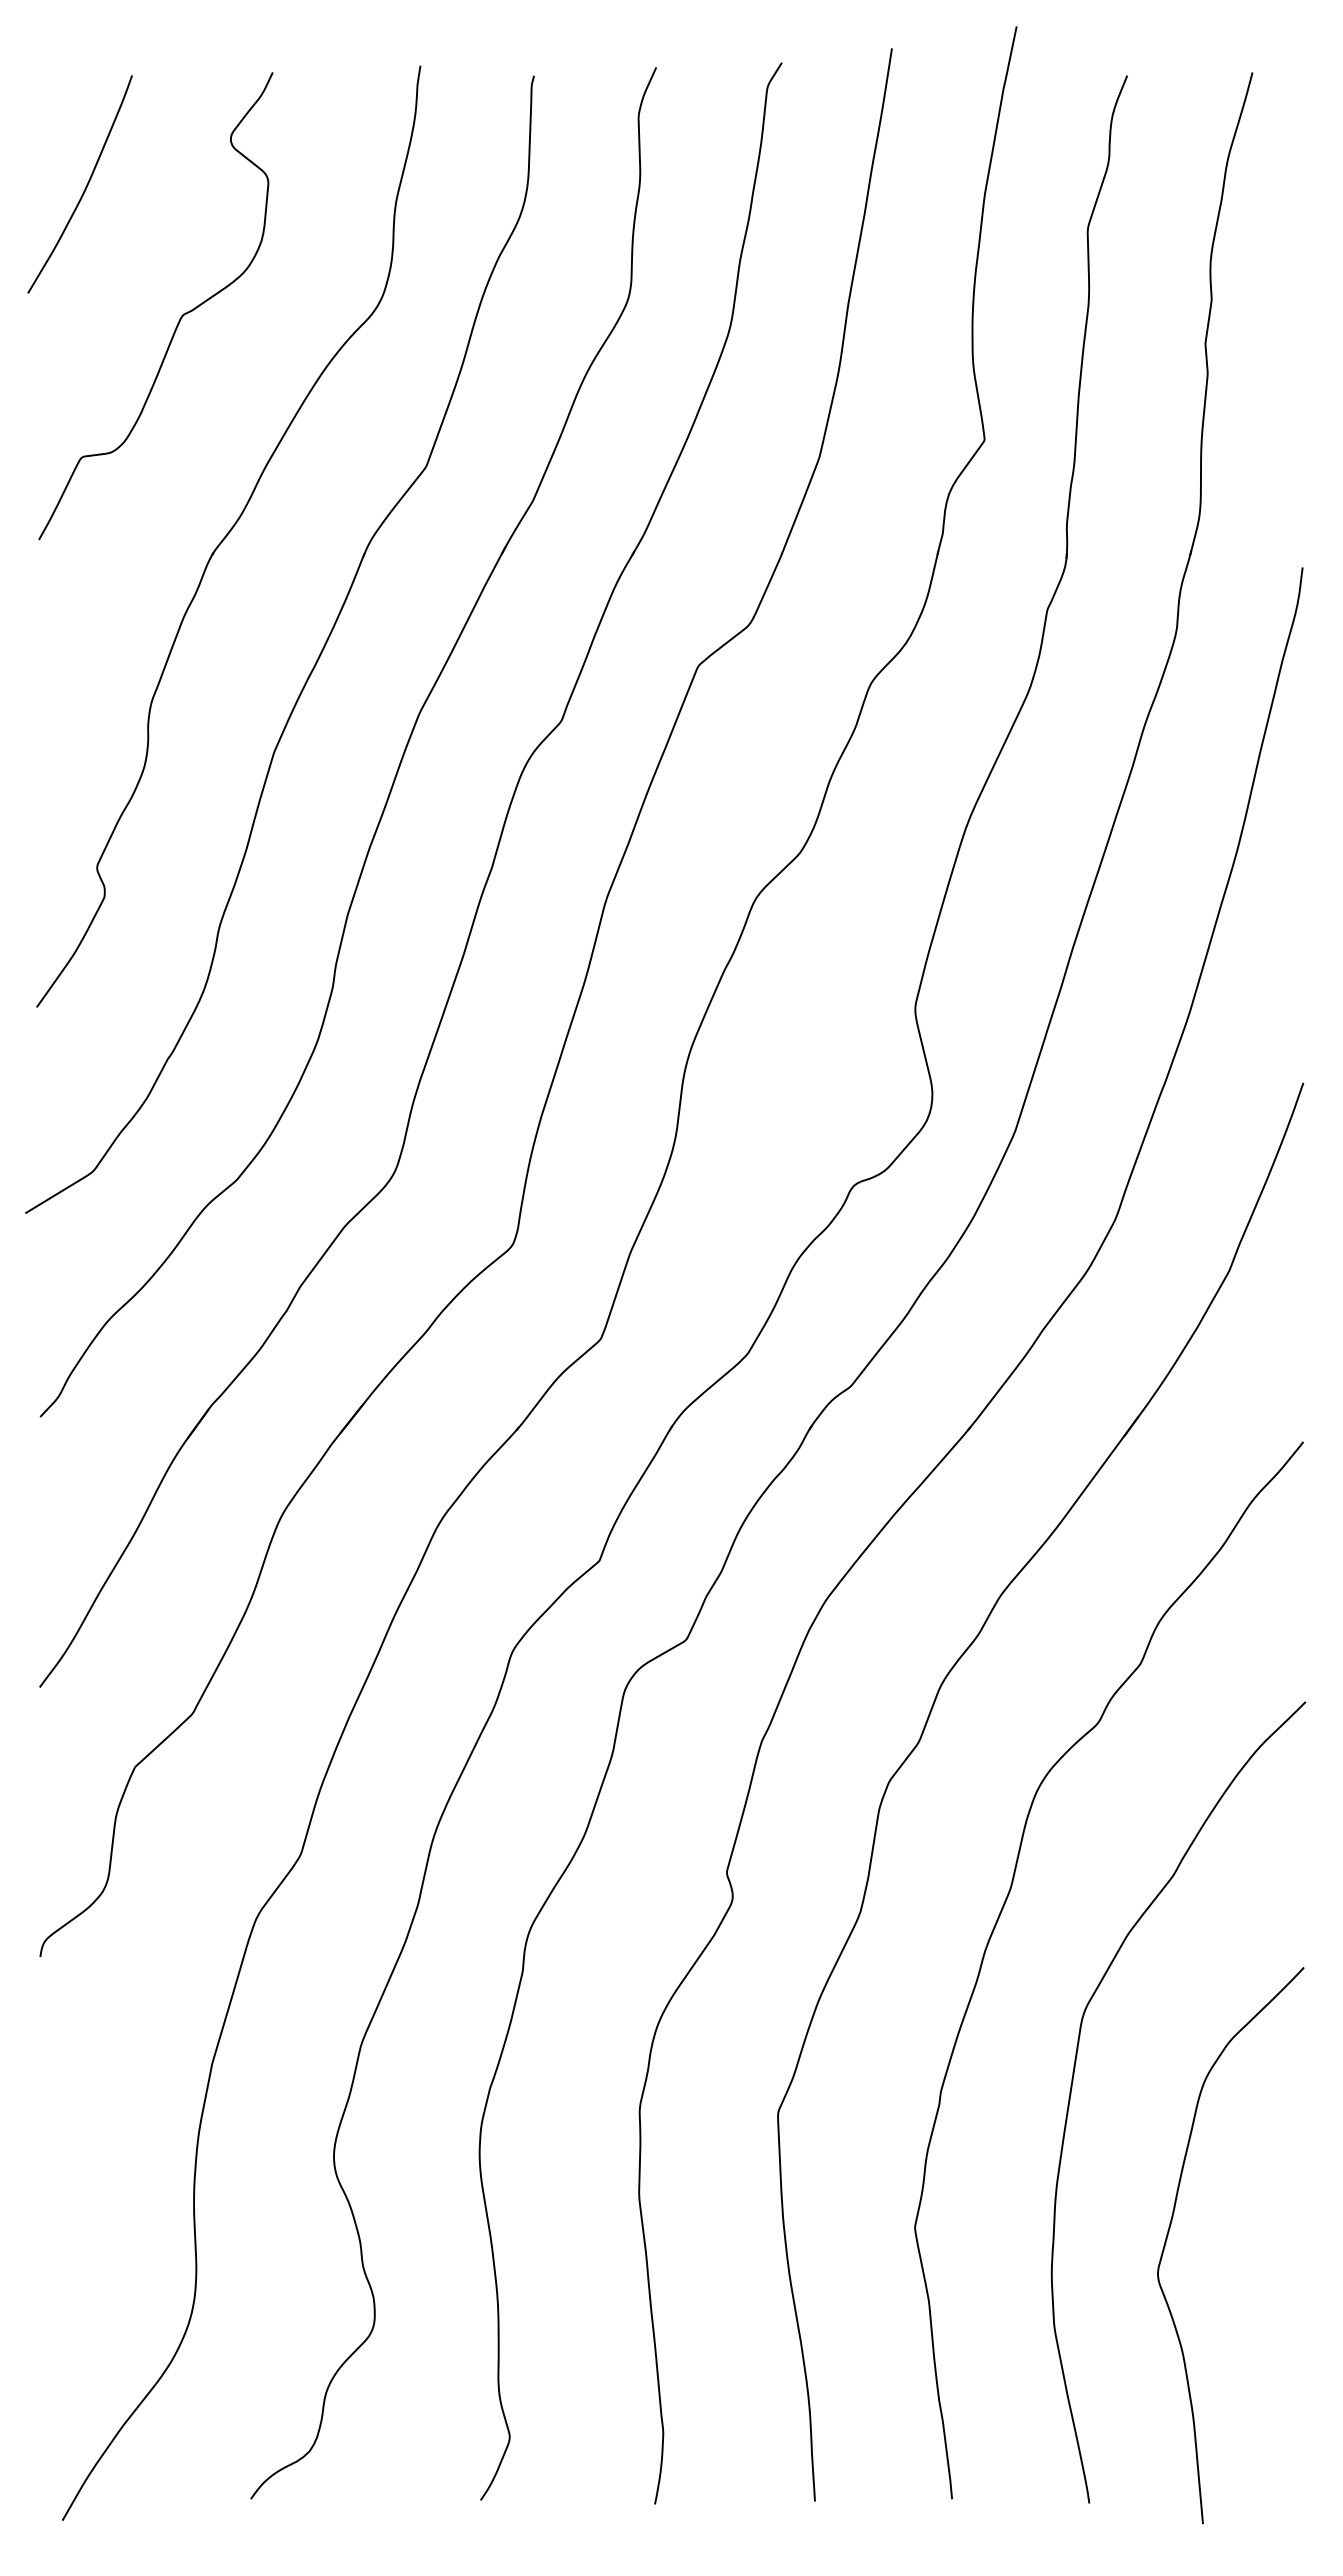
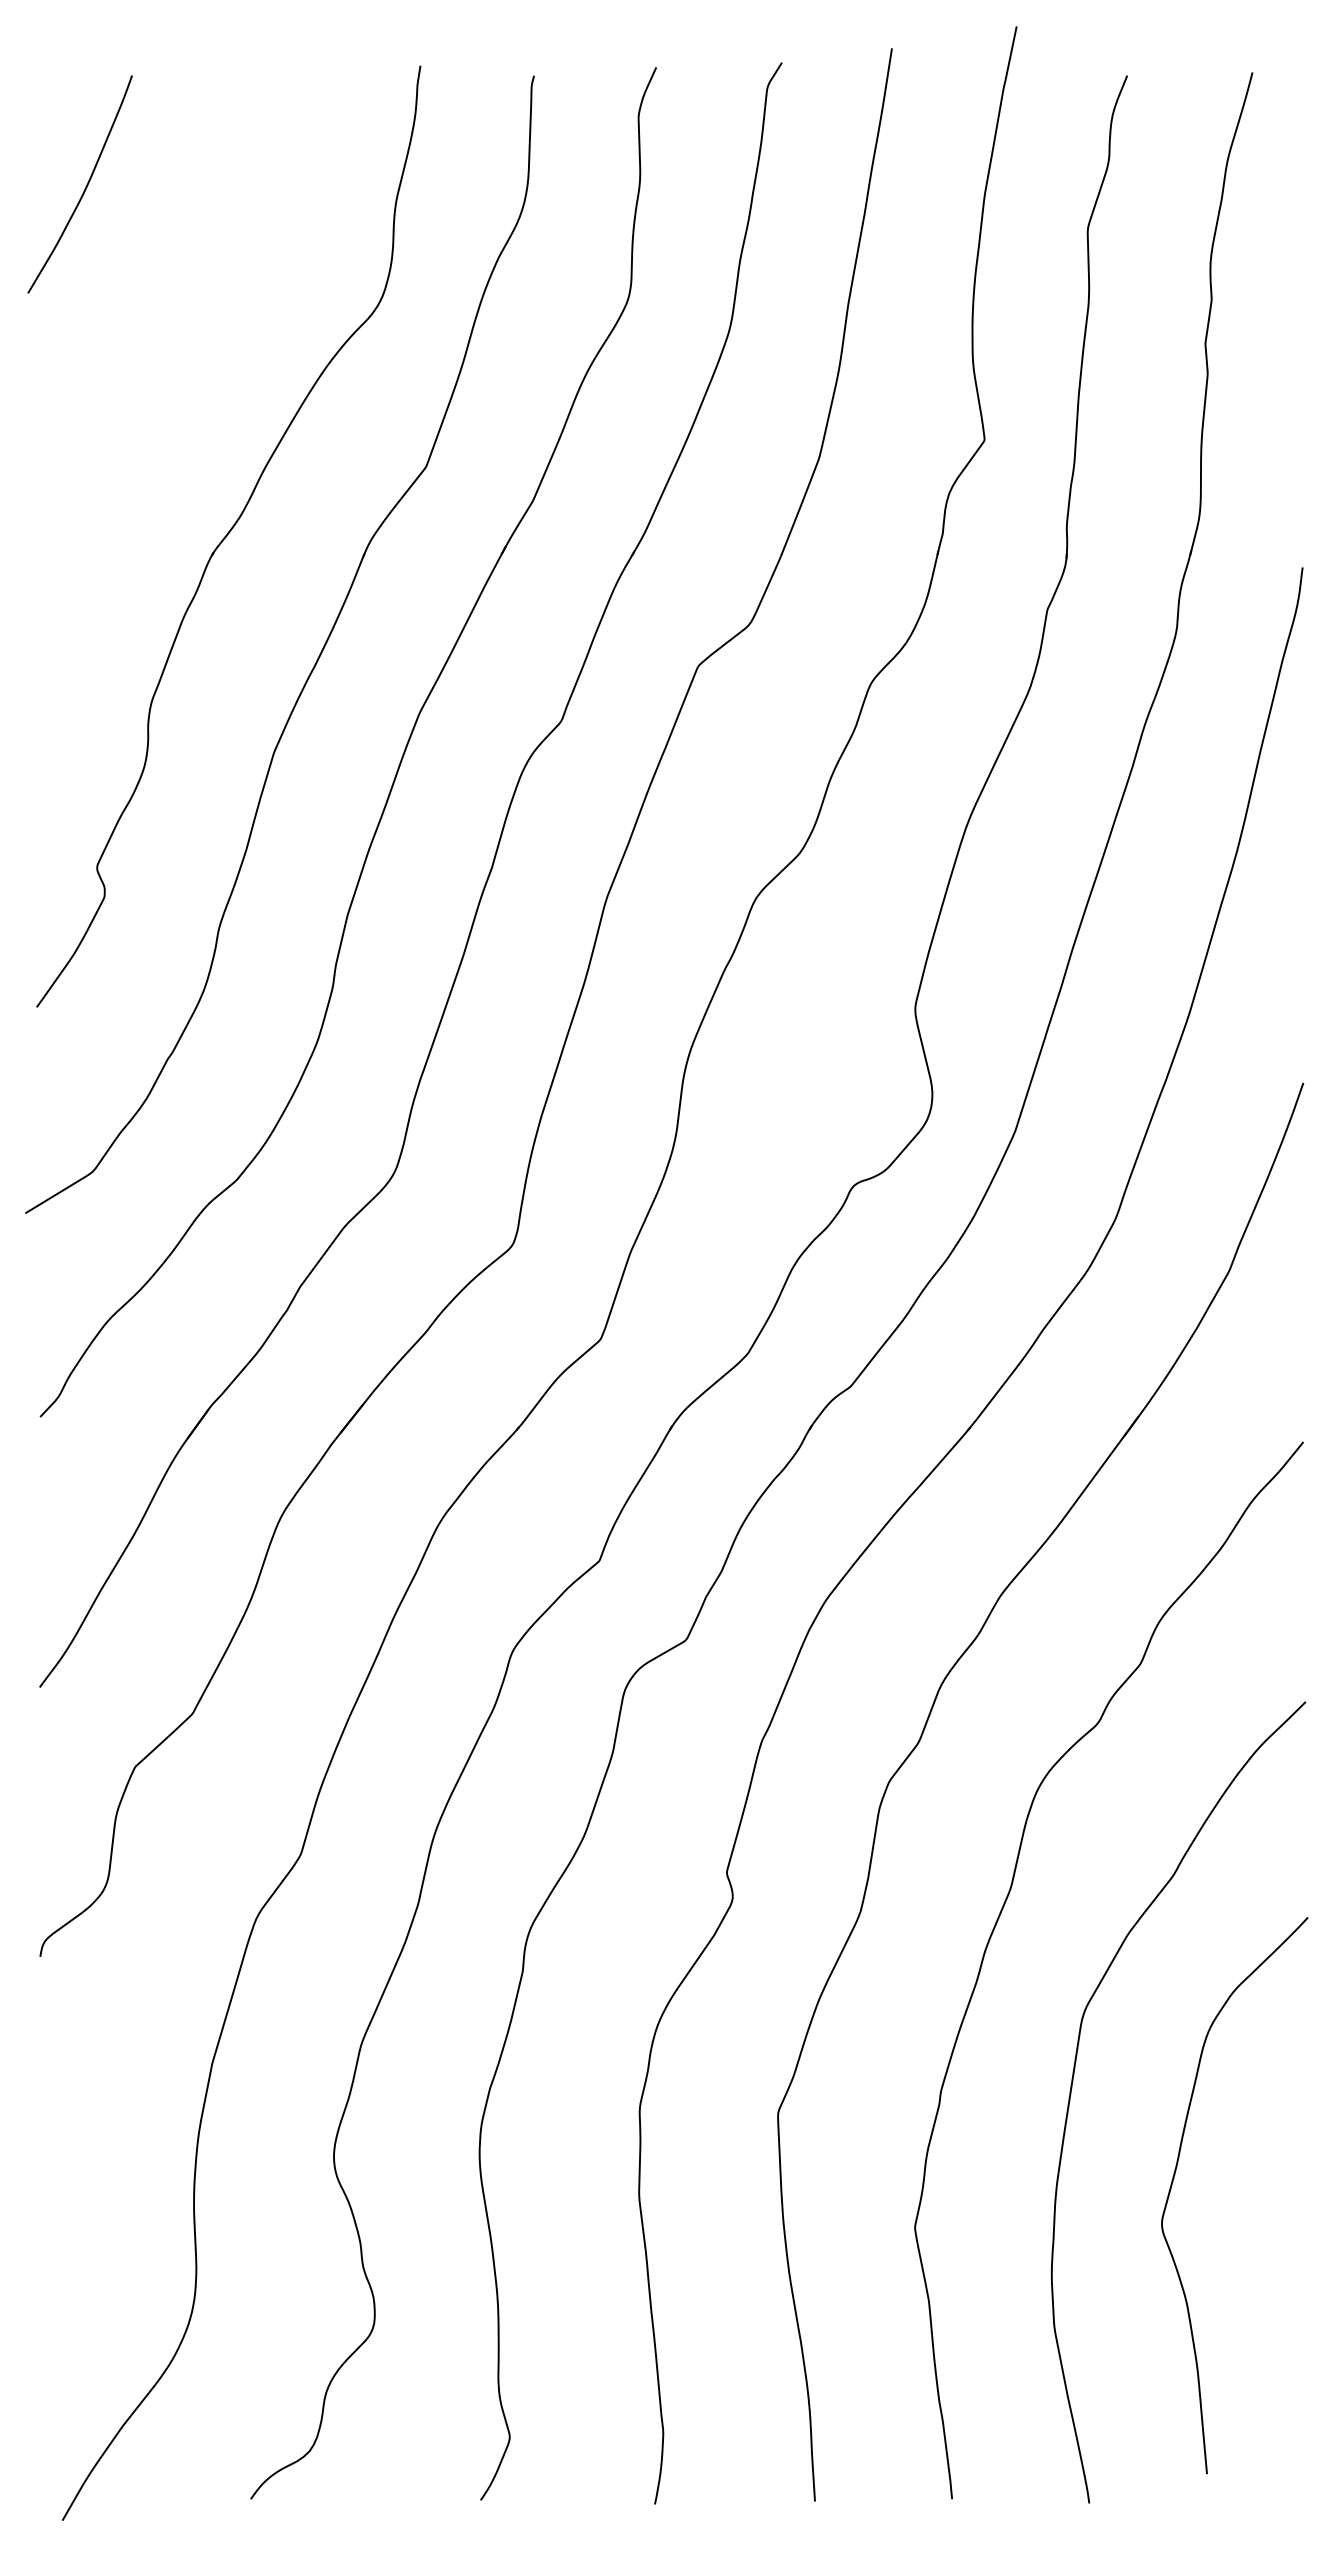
curve: present -> none (179, 318)
curve position: (1170, 2228) -> (1174, 2178) (1174, 2178)
